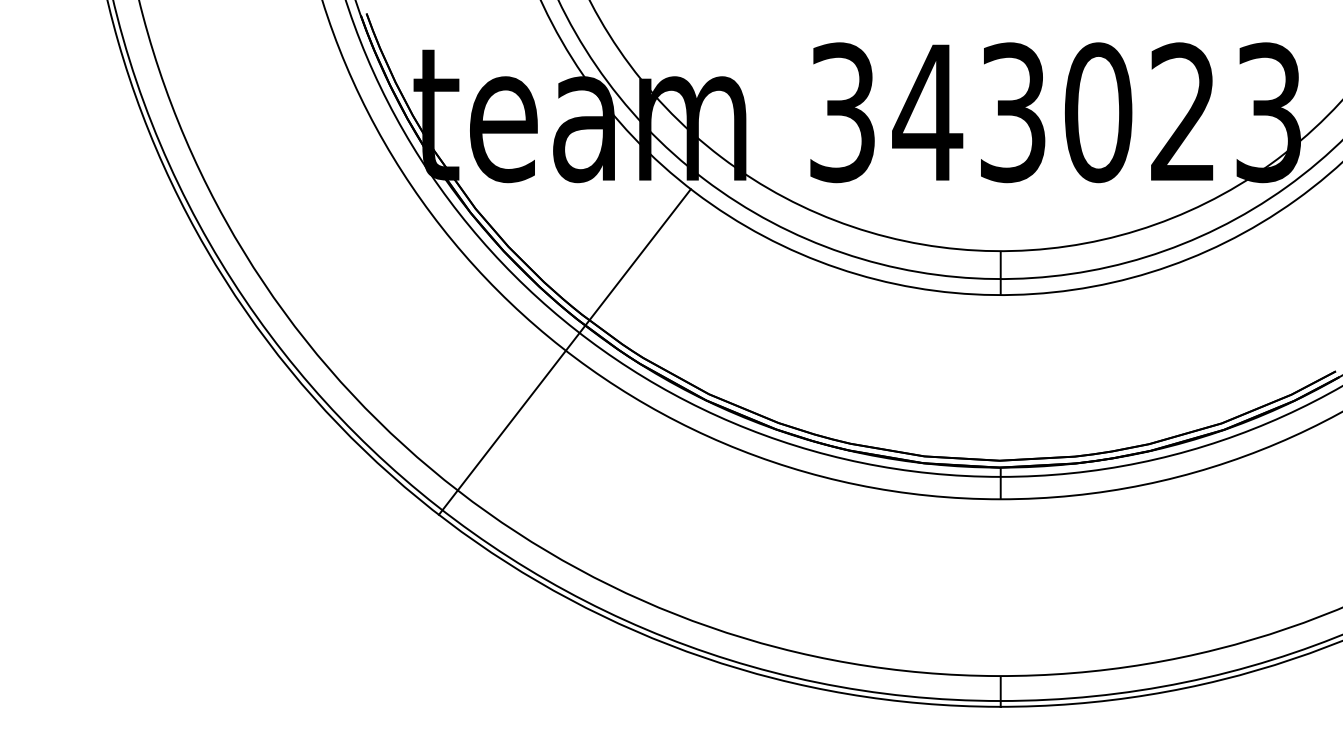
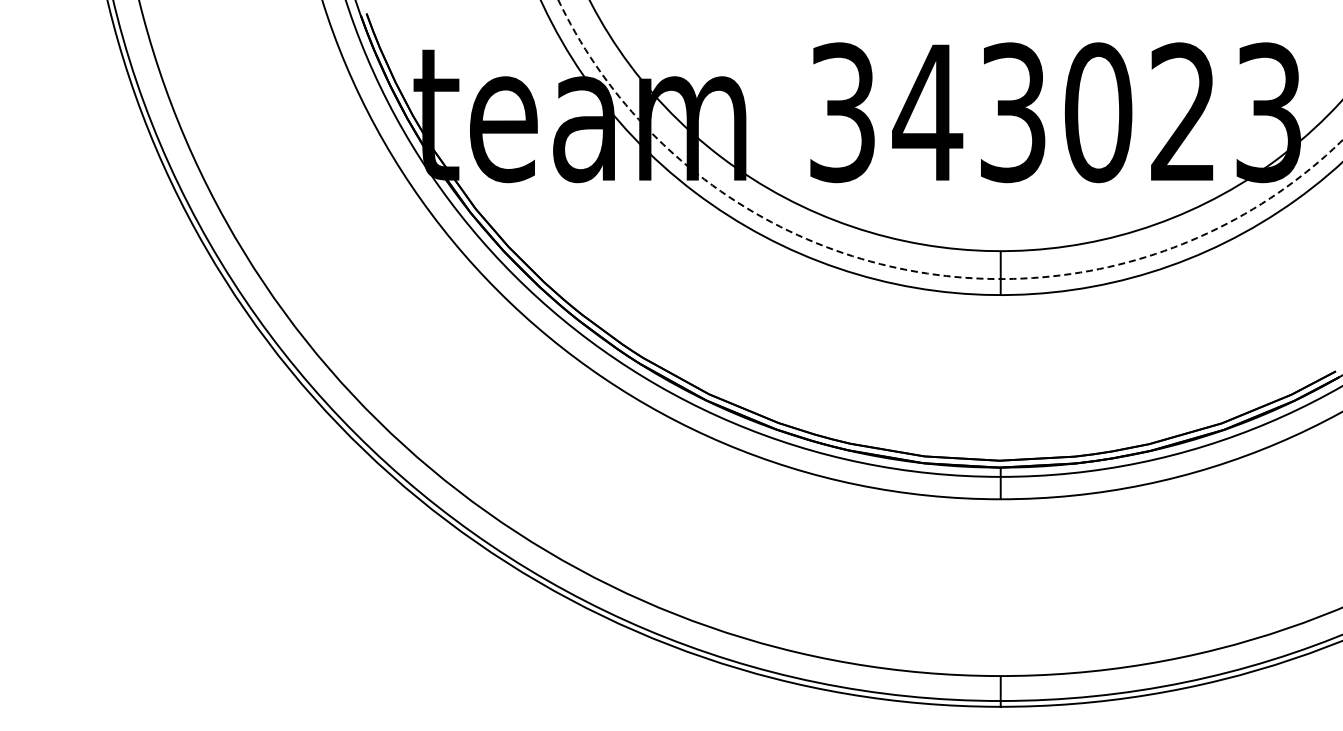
arc: solid -> dashed (916, 271)
line: present -> none (564, 351)
